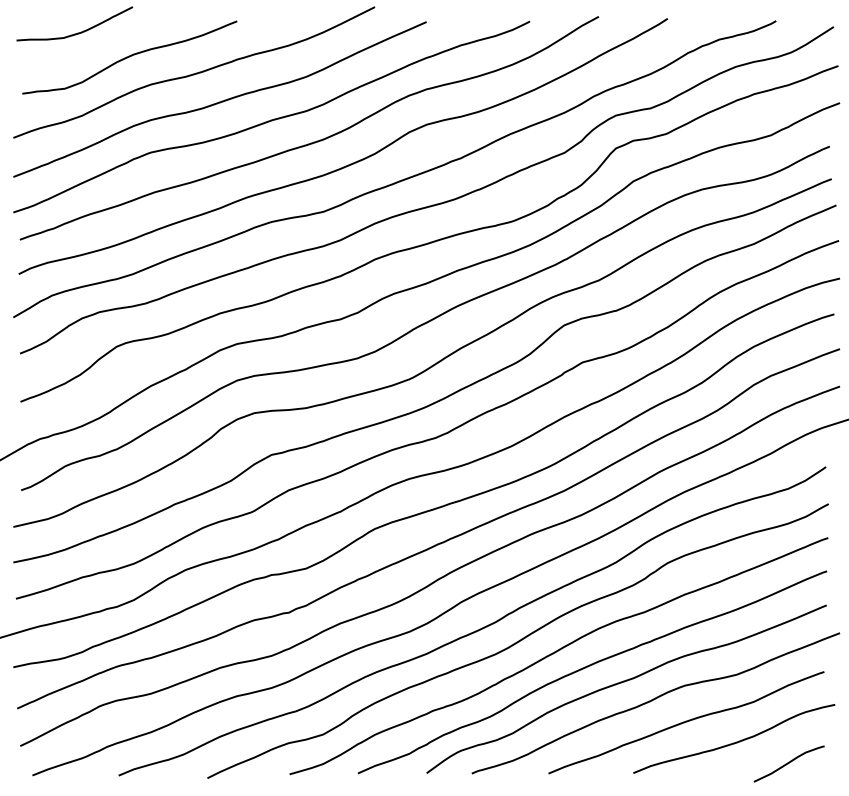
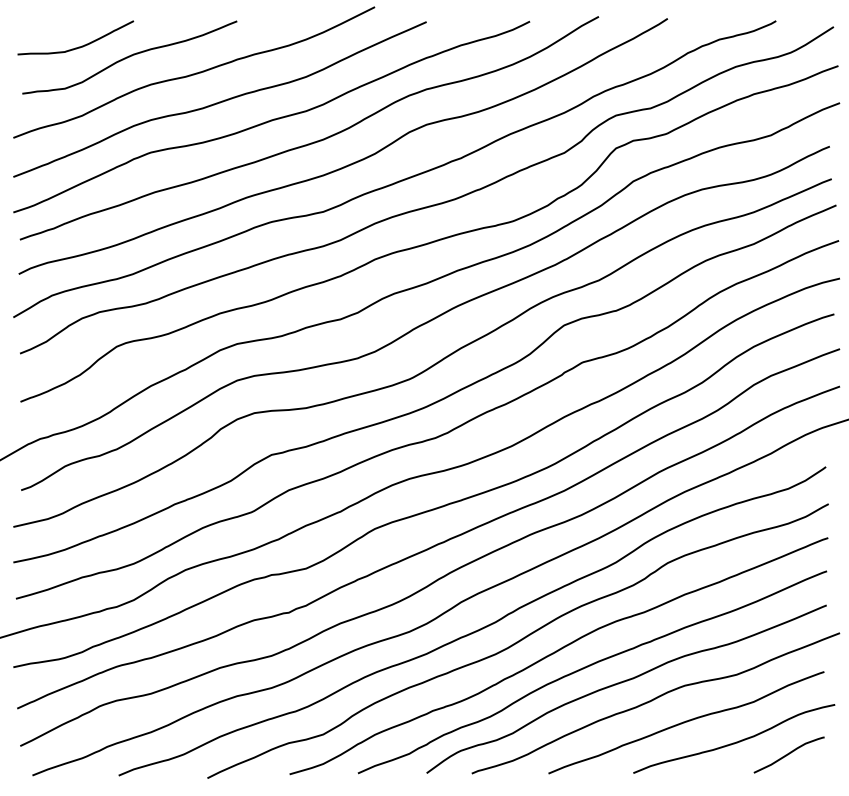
curve position: (77, 32) -> (78, 46) (78, 46)
curve position: (788, 763) -> (788, 754) (788, 754)
